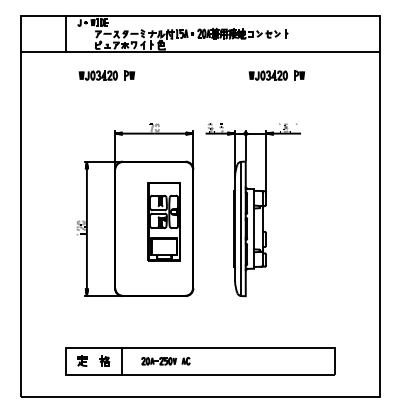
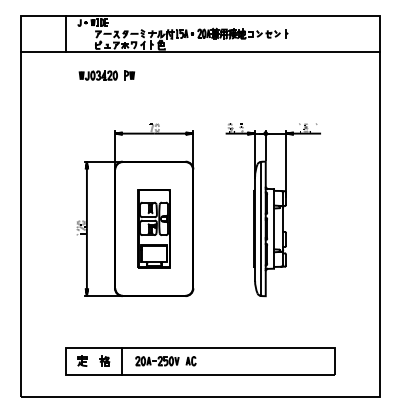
part: present -> none (276, 75)
part position: (252, 210) -> (272, 210) (272, 210)
part position: (163, 221) -> (153, 228) (153, 228)
part size: 50x9 px -> 62x11 px (165, 361)
